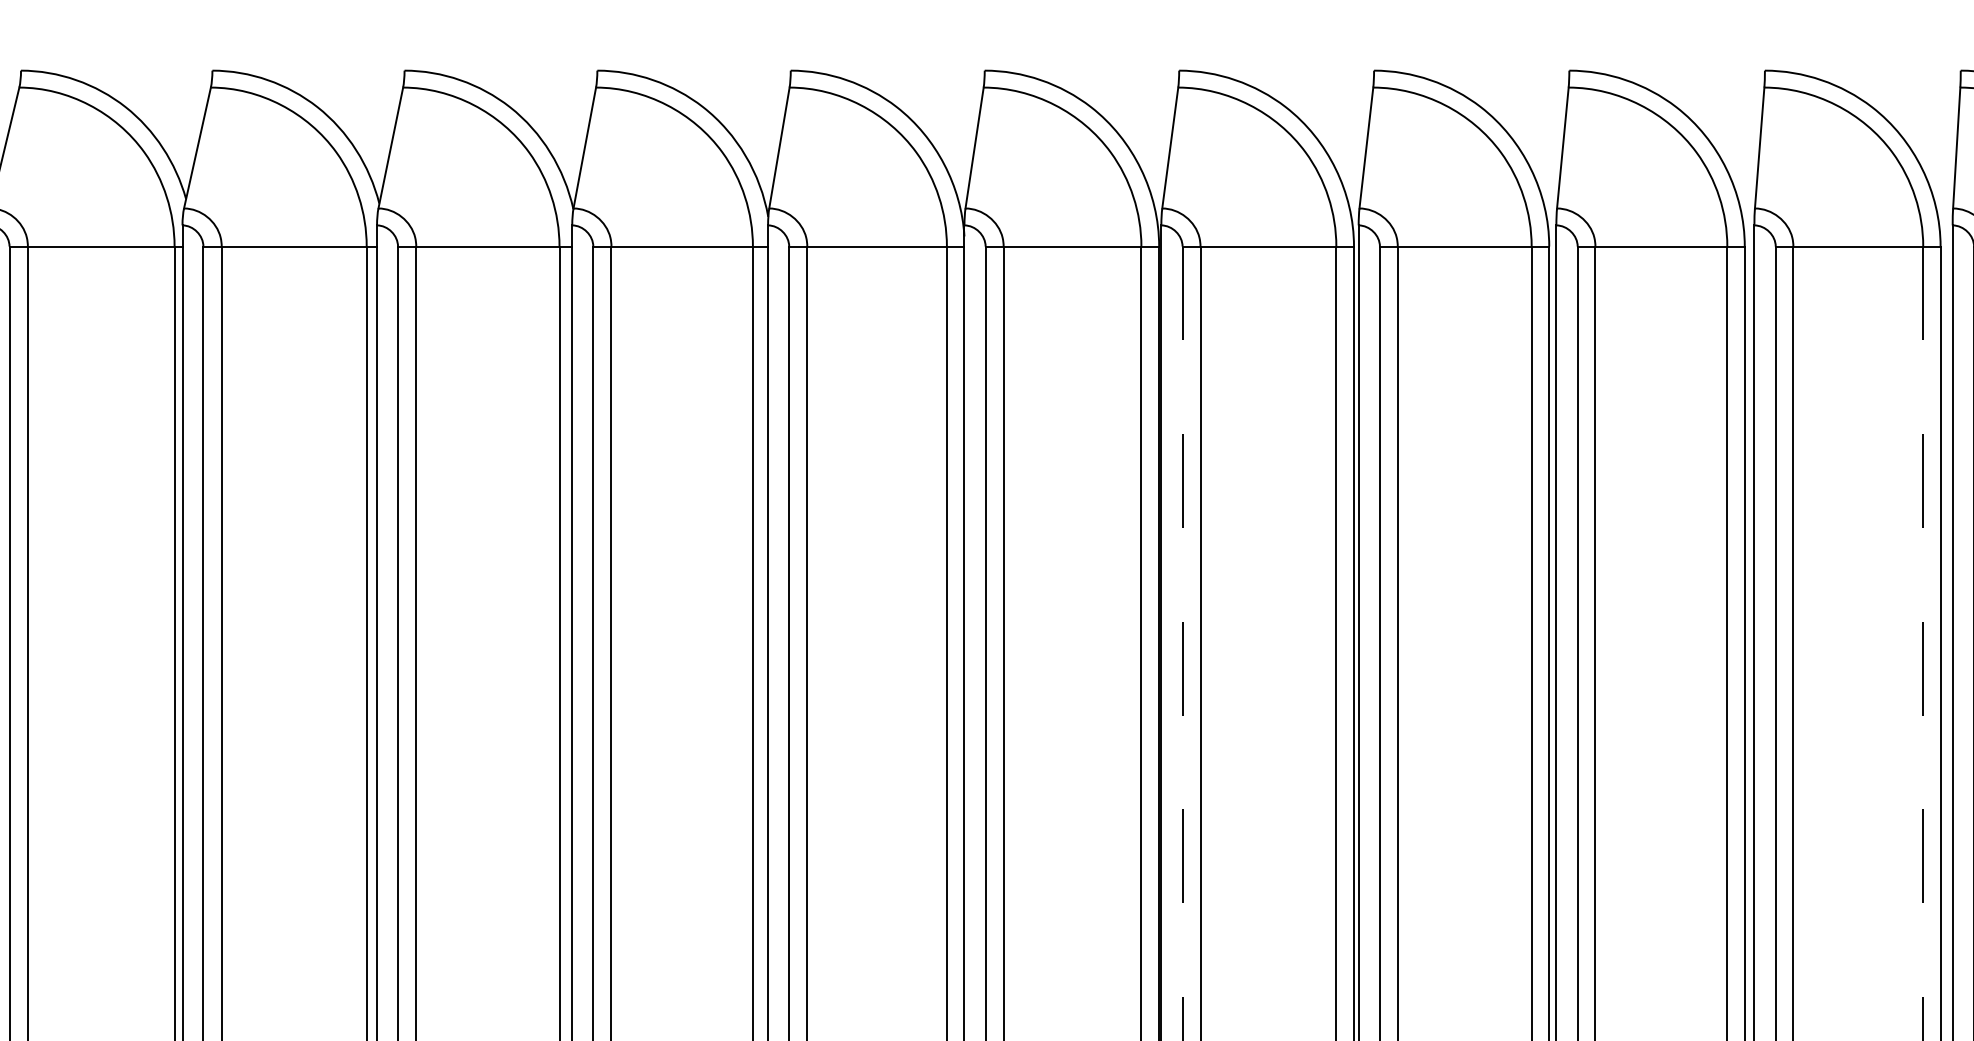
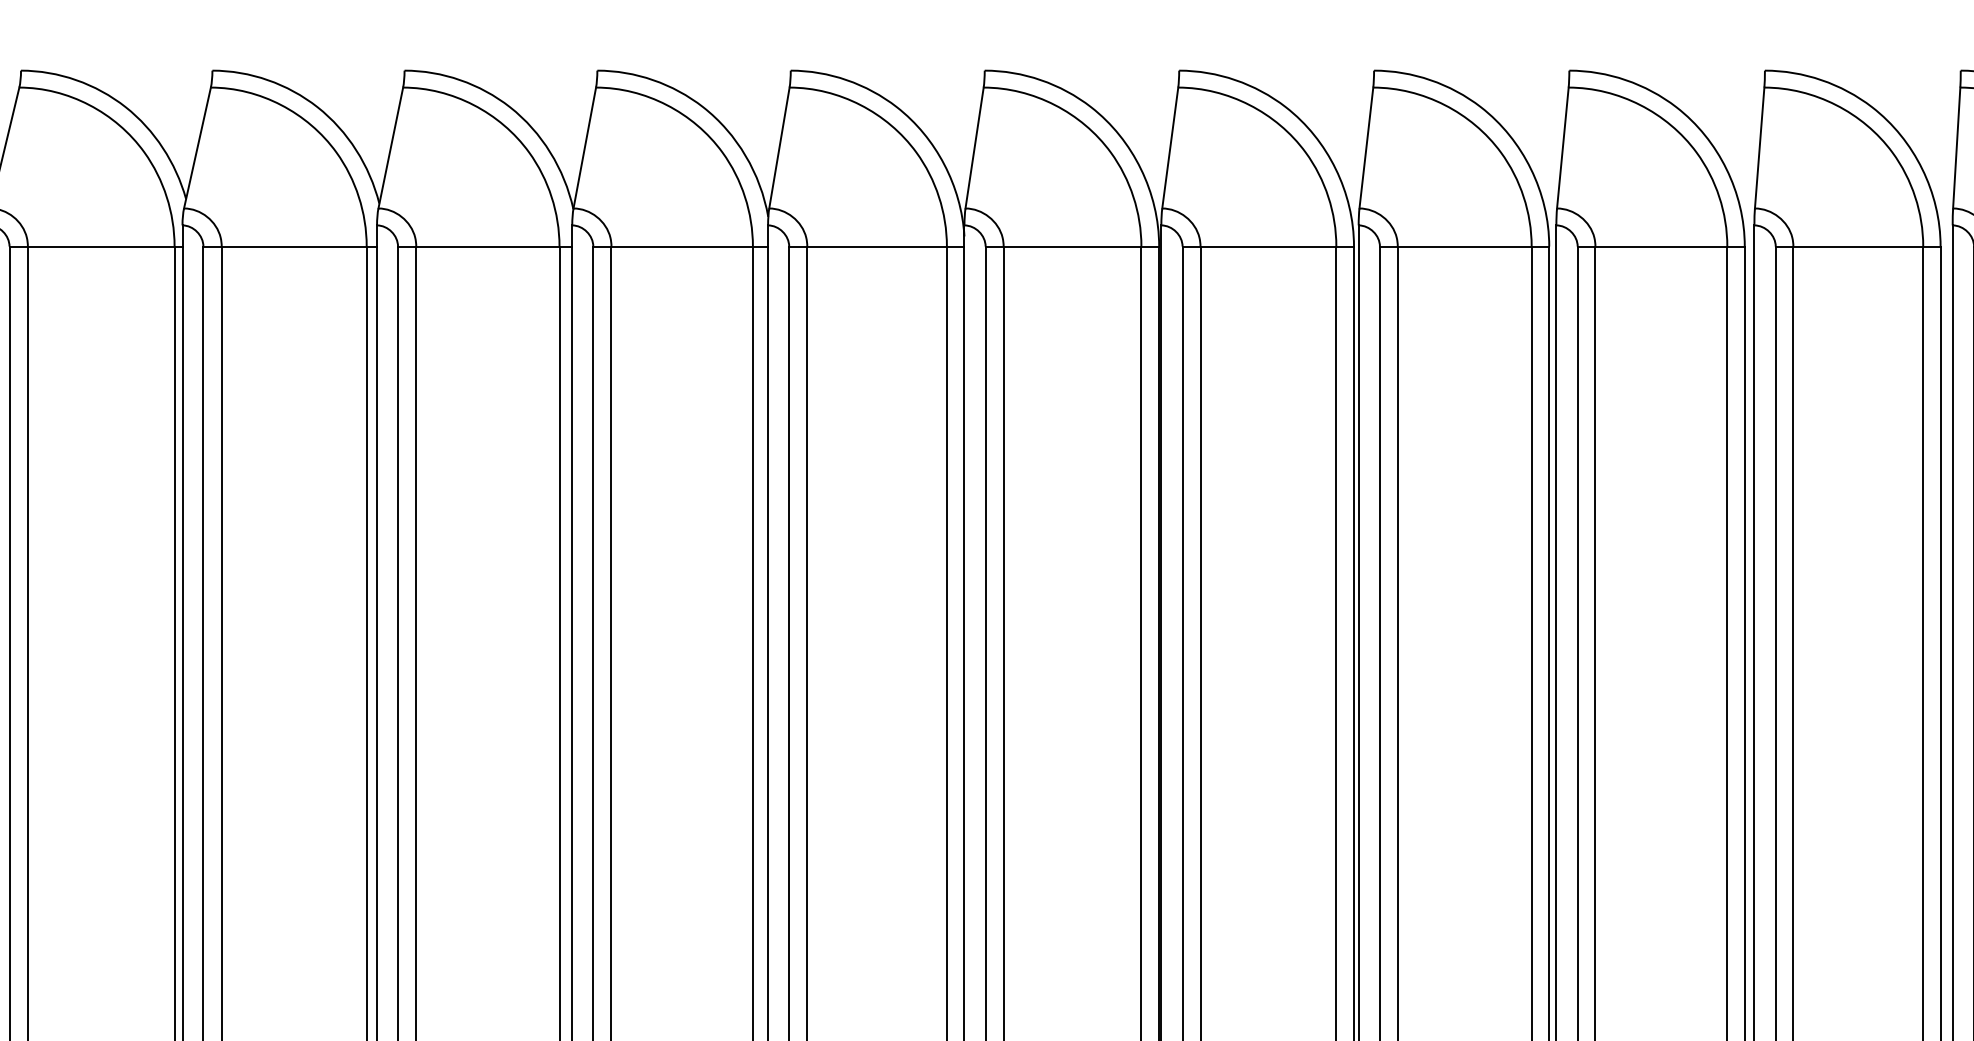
line: dashed -> solid (1182, 643)
line: dashed -> solid (1923, 643)
